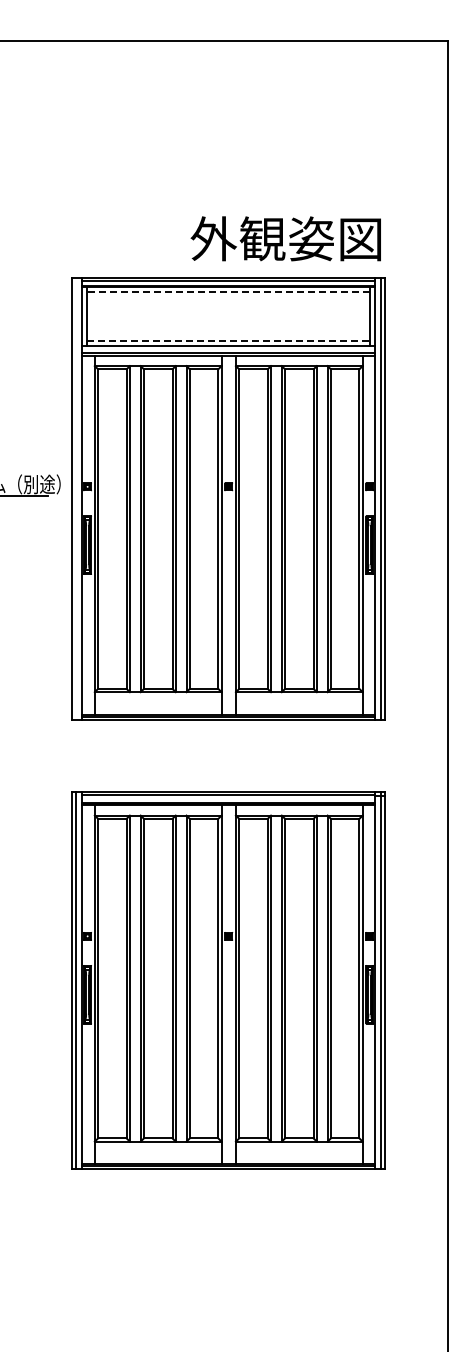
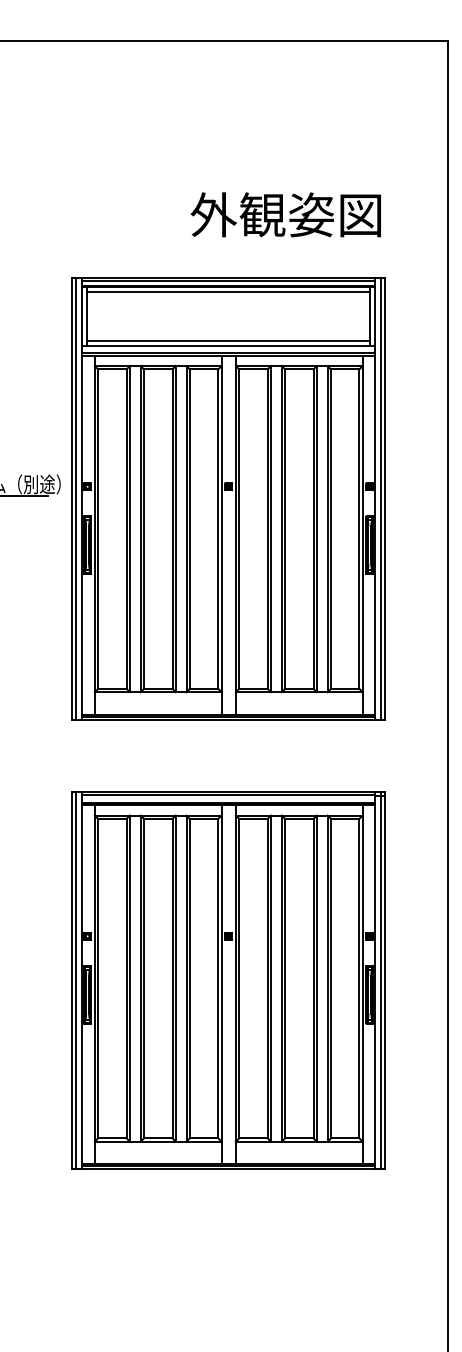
text position: (285, 238) -> (285, 214) (285, 214)
line: dashed -> solid (228, 292)
line: dashed -> solid (228, 340)
line: none -> present (76, 498)
